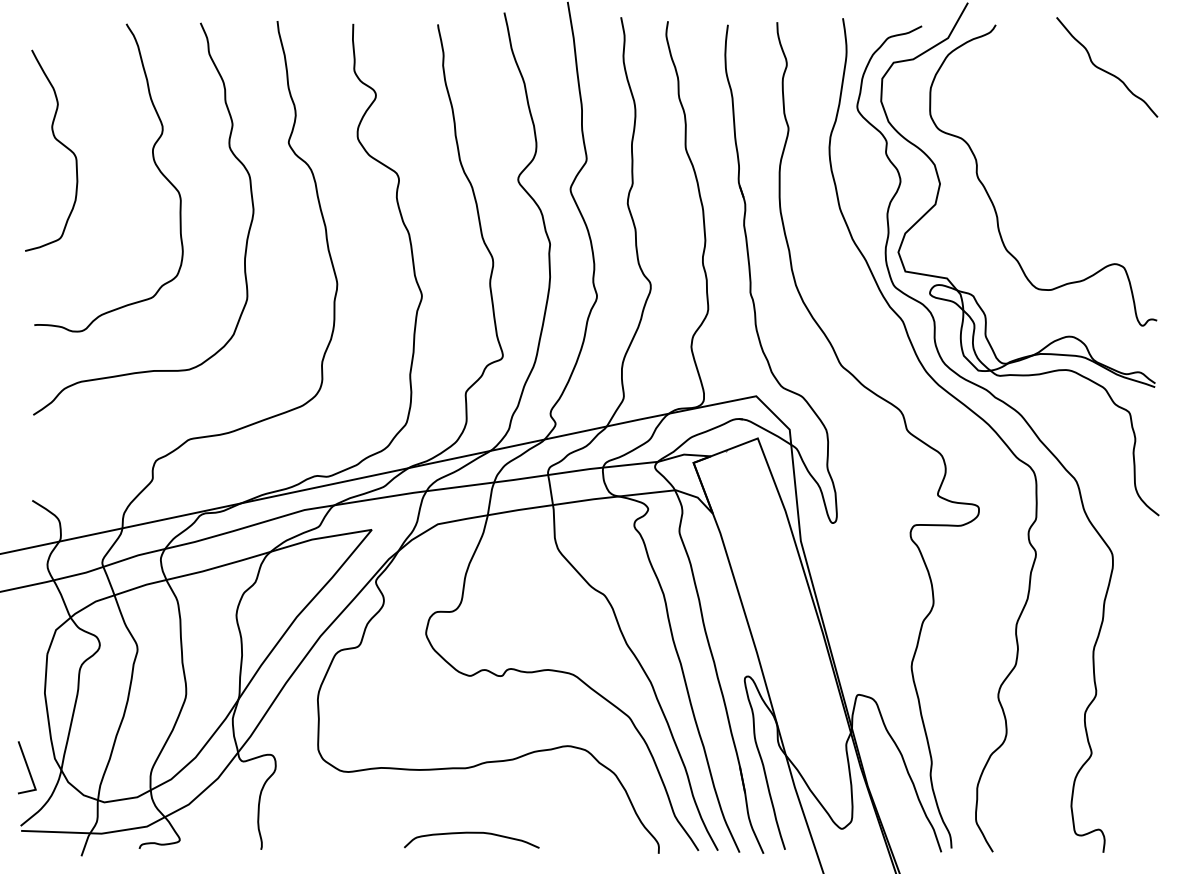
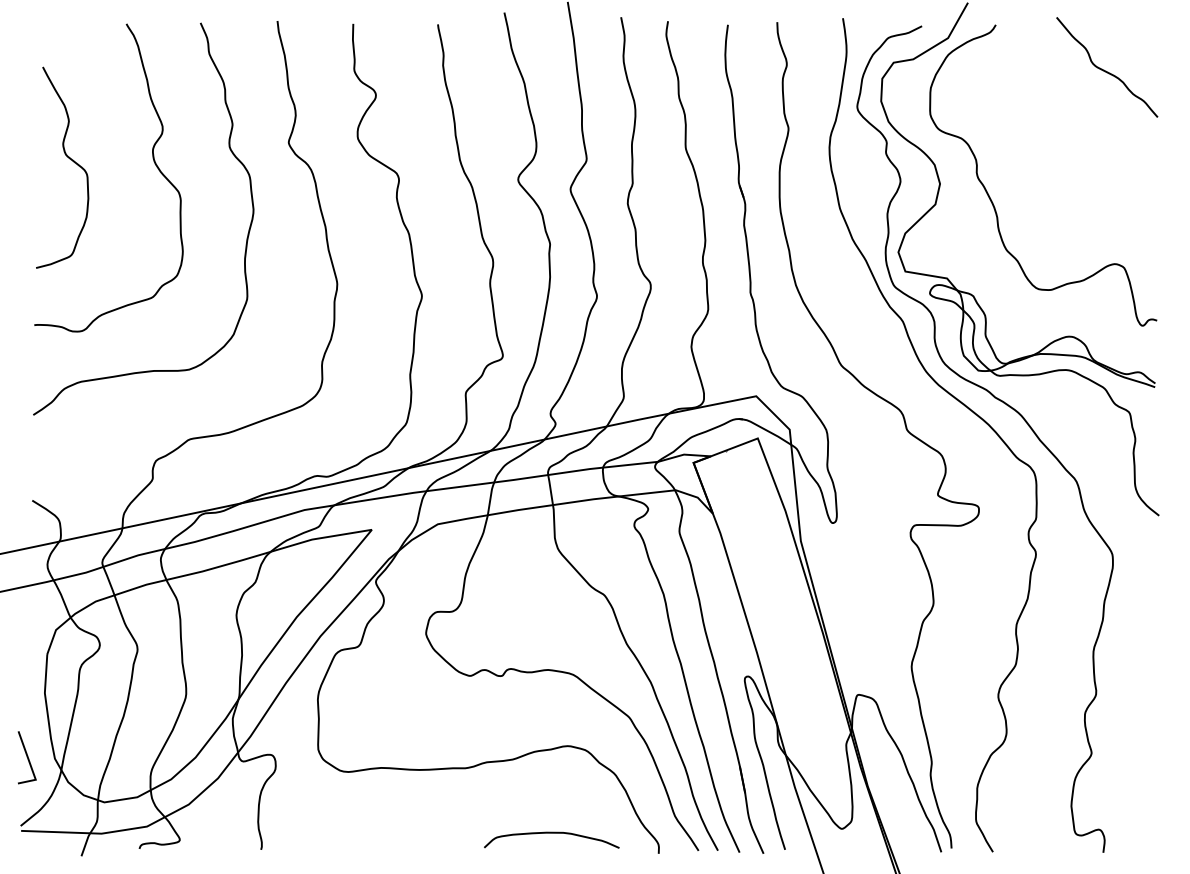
curve position: (58, 142) -> (69, 159) (69, 159)
line position: (26, 767) -> (26, 757) (26, 757)
curve position: (471, 833) -> (551, 833) (551, 833)
